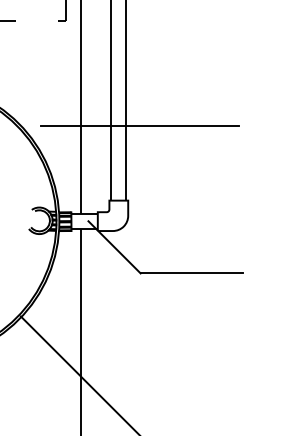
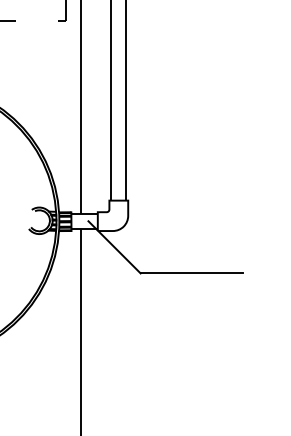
line: present -> none (139, 126)
line: present -> none (78, 374)
